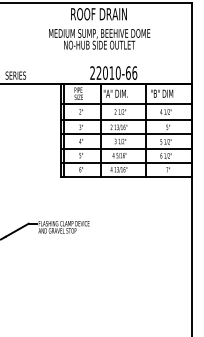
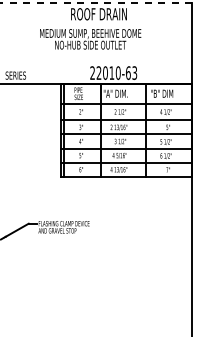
line: solid -> dashed (96, 2)
text position: (99, 39) -> (90, 39) (90, 39)
text: 22010-66 -> 22010-63 (134, 72)
